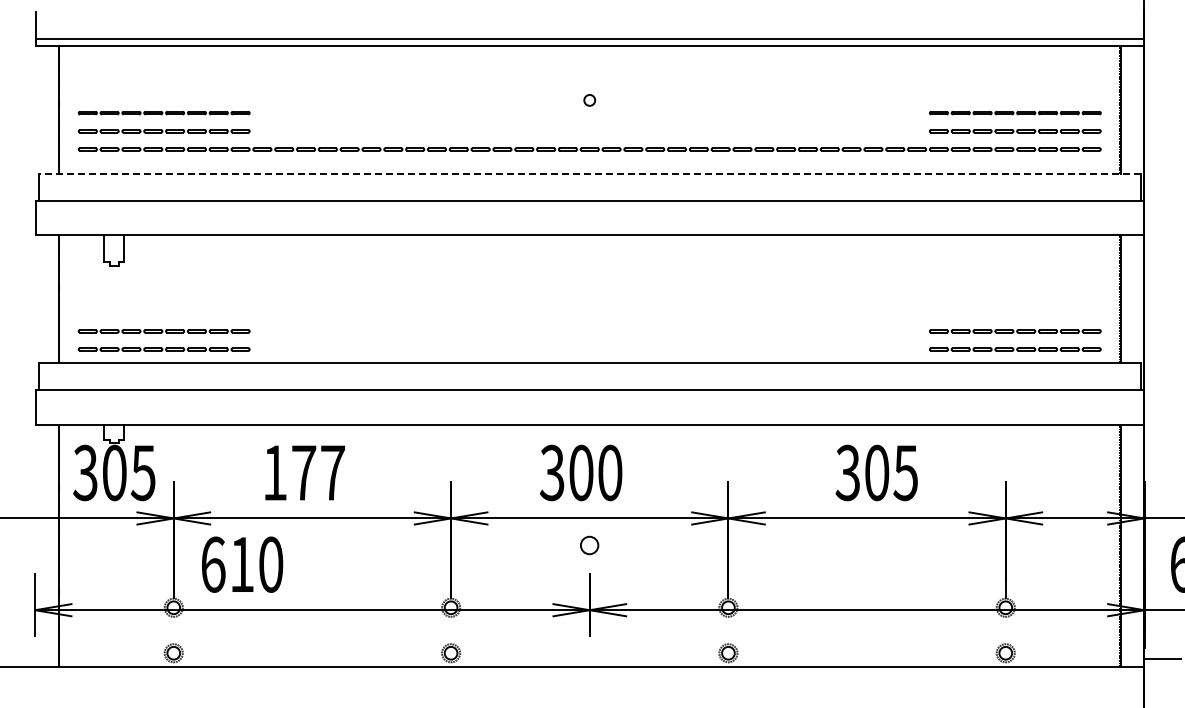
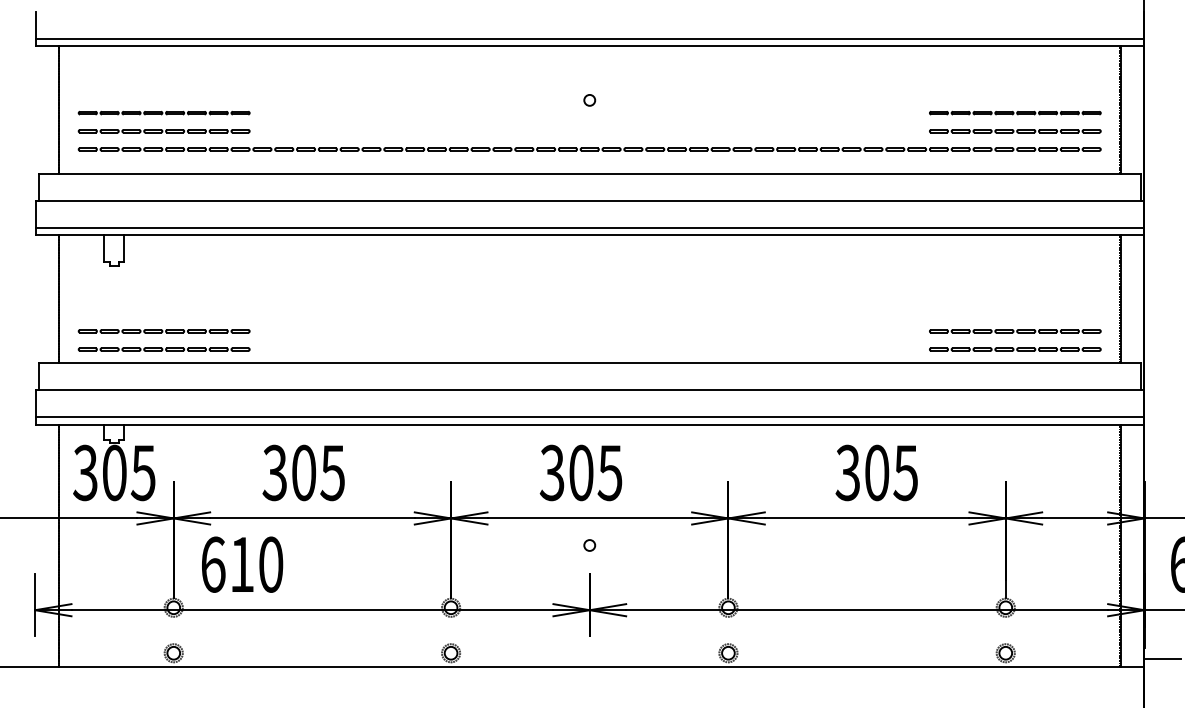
line: dashed -> solid (589, 173)
line: none -> present (589, 228)
line: none -> present (589, 417)
text: 177 -> 305 (303, 472)
text: 300 -> 305 (609, 472)
circle size: 20x21 px -> 14x13 px (589, 545)
